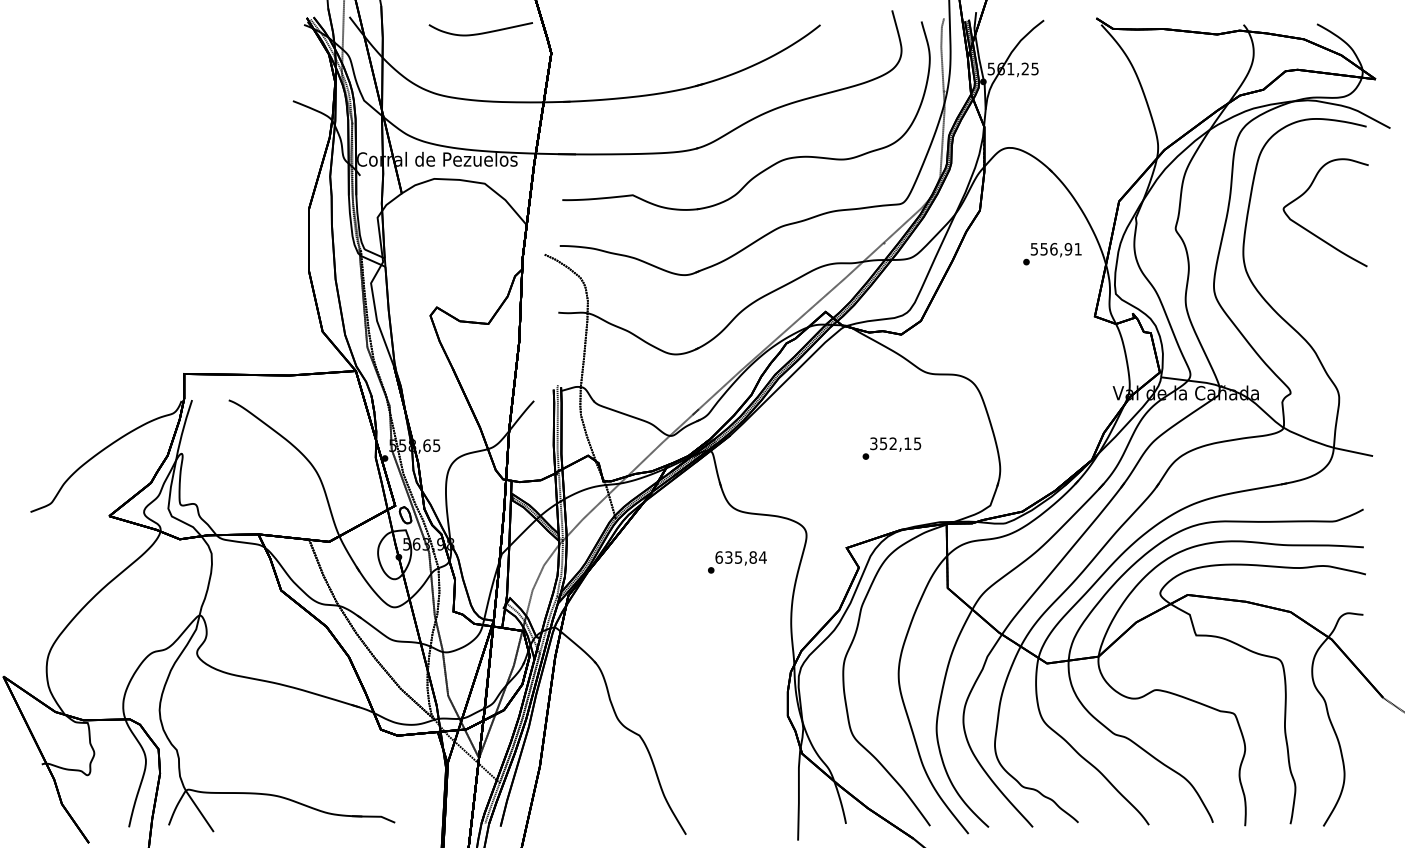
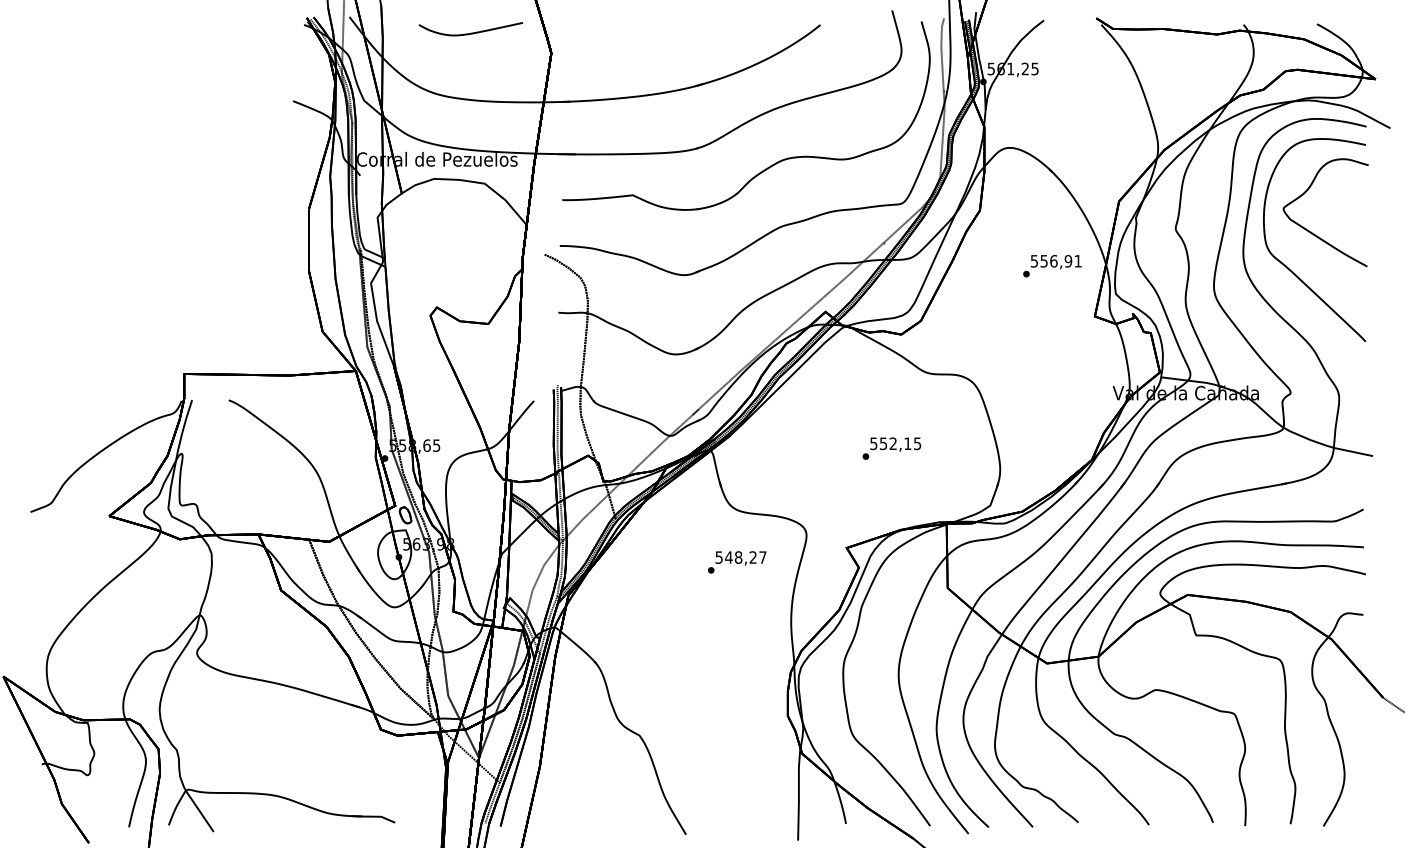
part position: (480, 29) -> (470, 29) (470, 29)
text position: (1052, 254) -> (1052, 266) (1052, 266)
part: none -> present (1287, 266)
text: 352,15 -> 552,15 (873, 442)
text: 635,84 -> 548,27 (740, 557)
